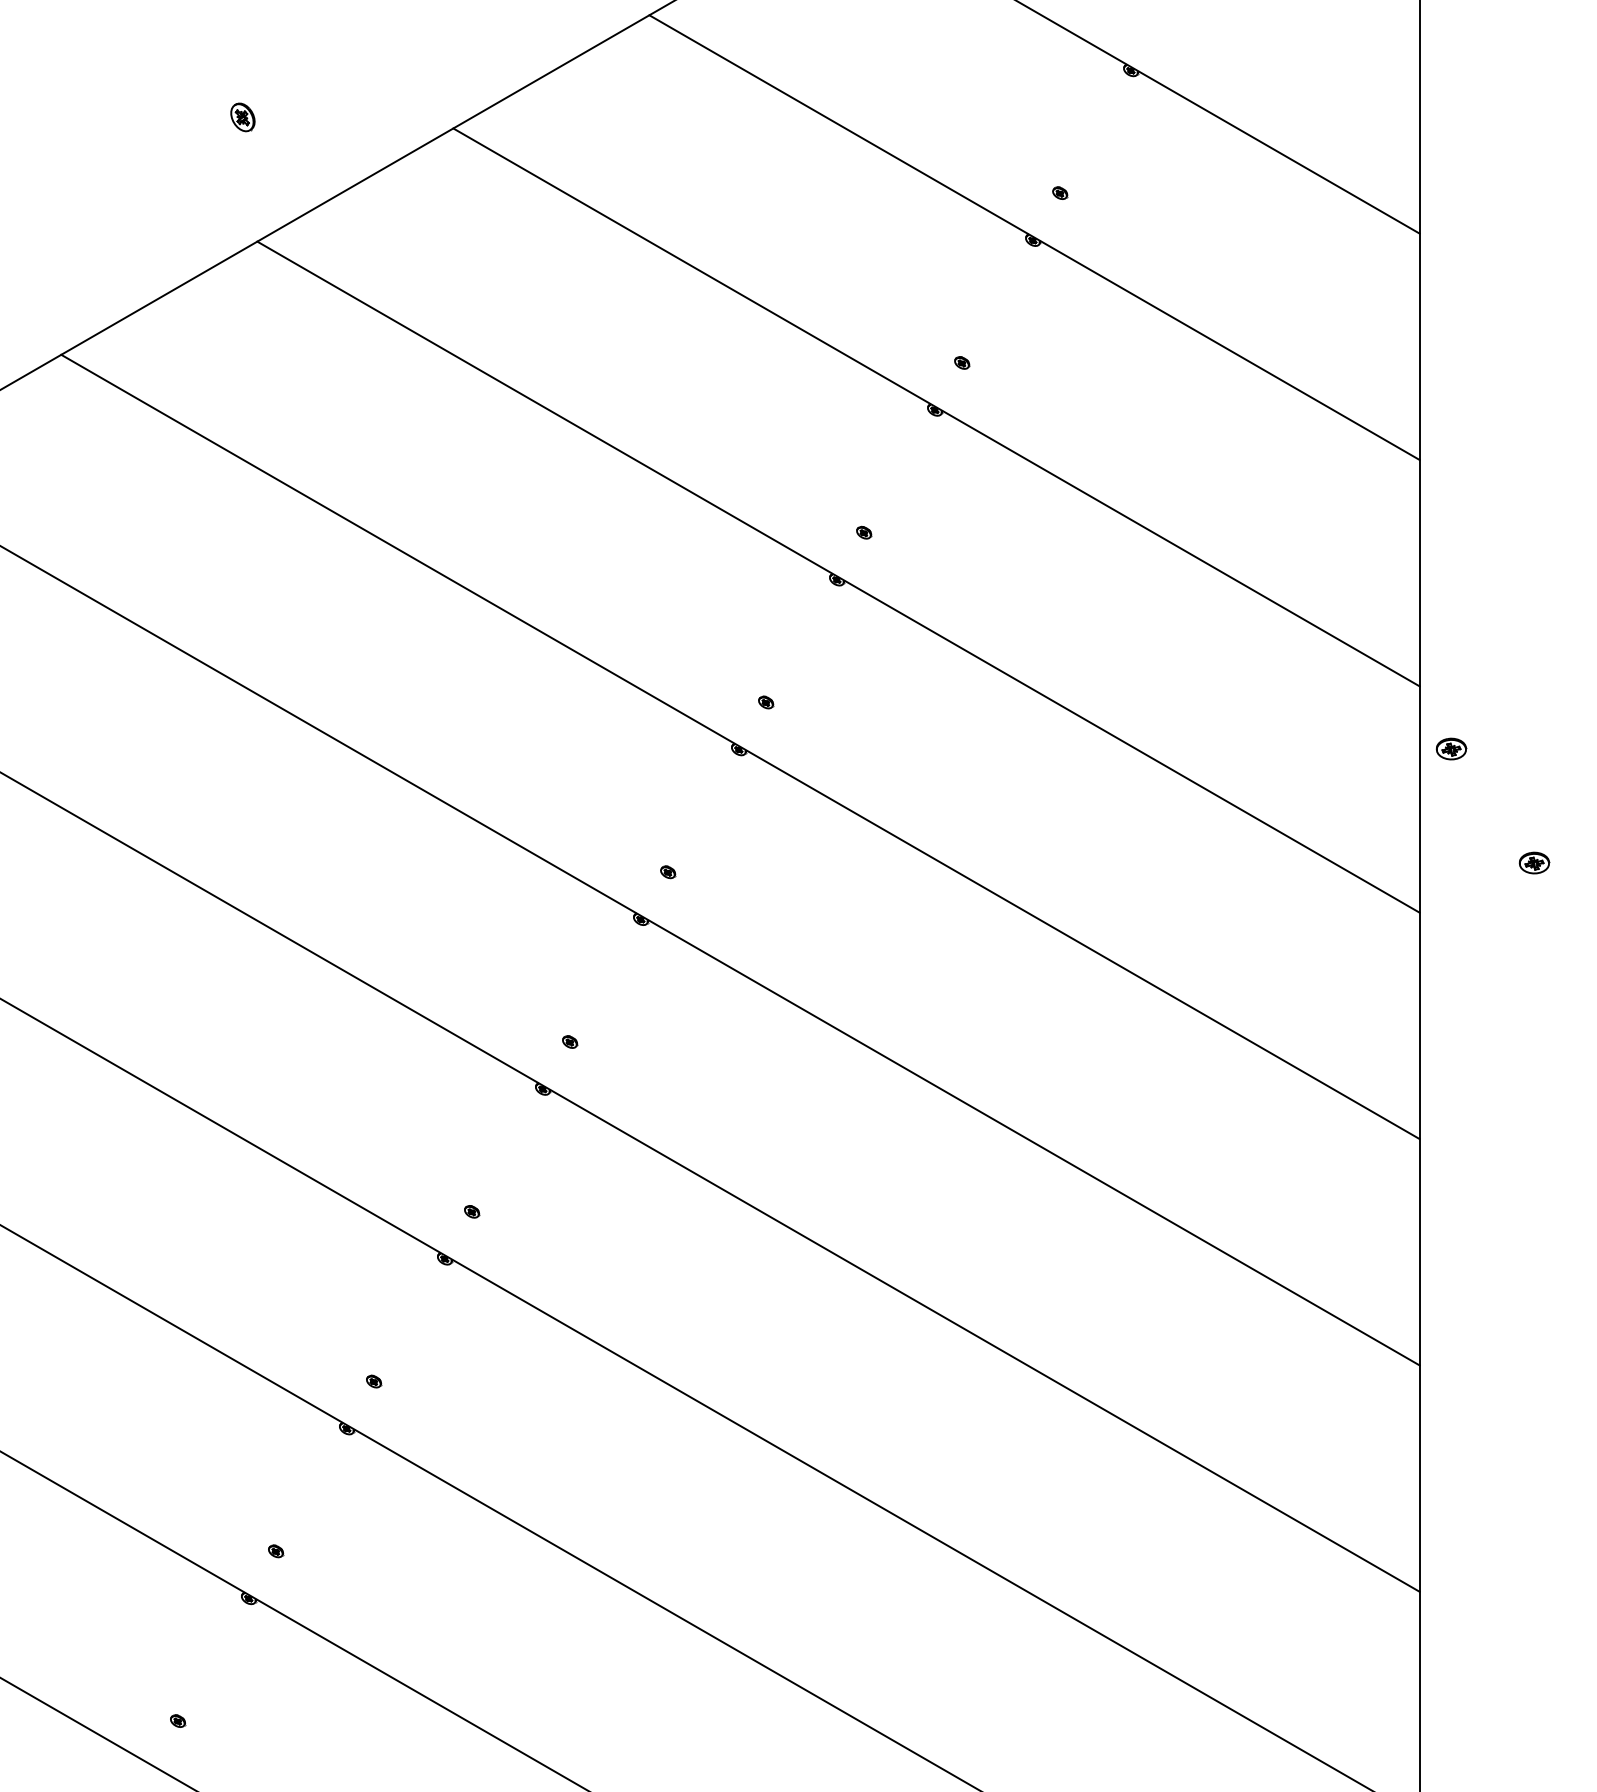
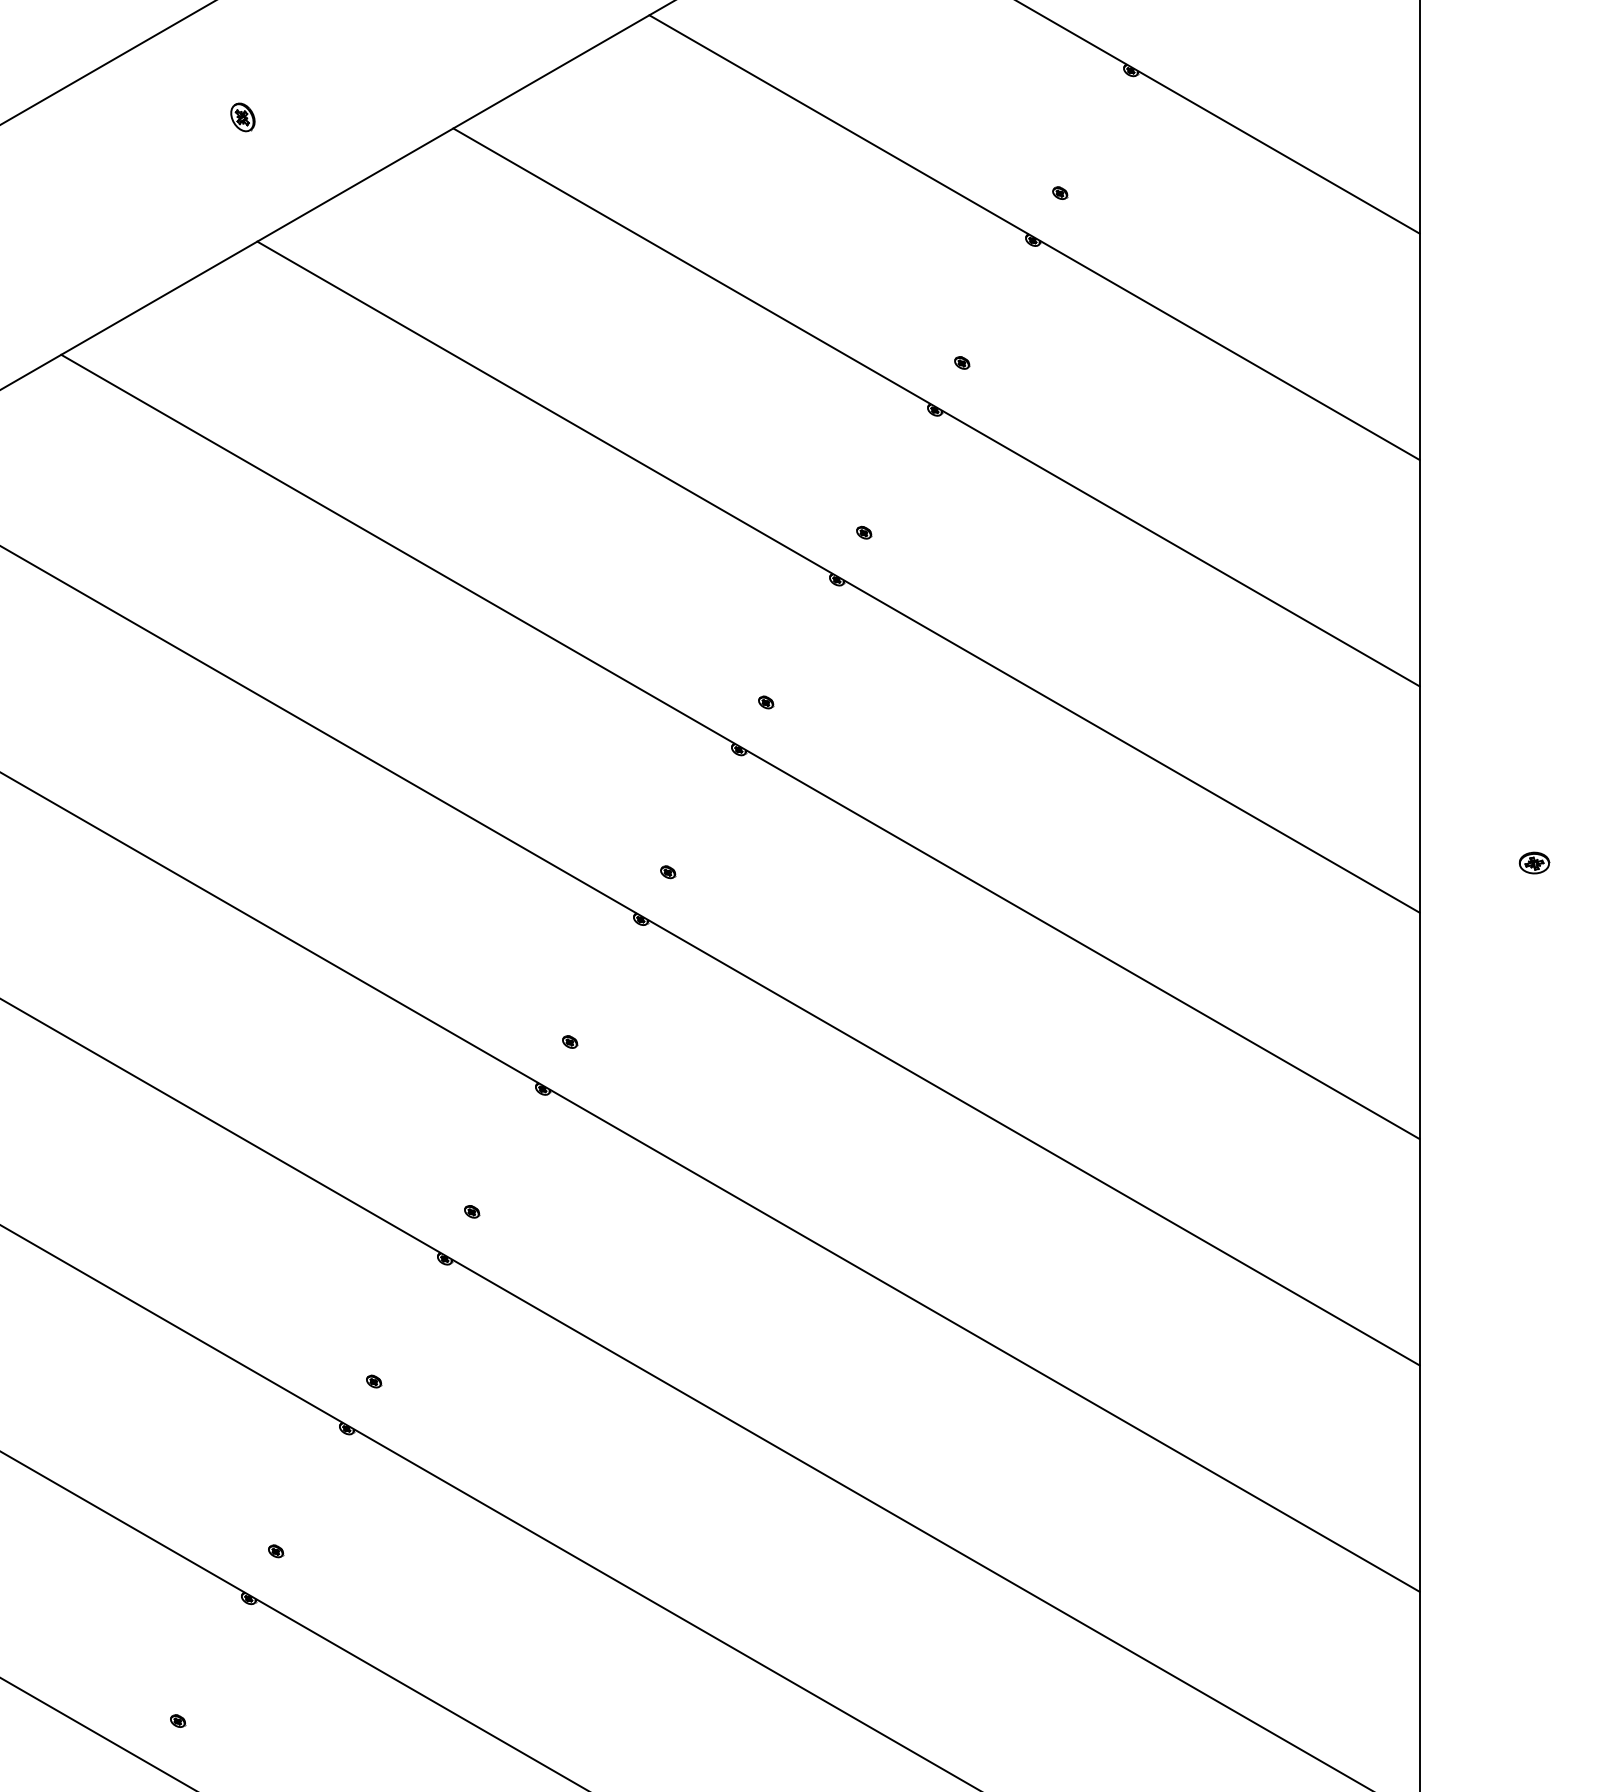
line: none -> present (107, 62)
part: present -> none (1451, 748)
